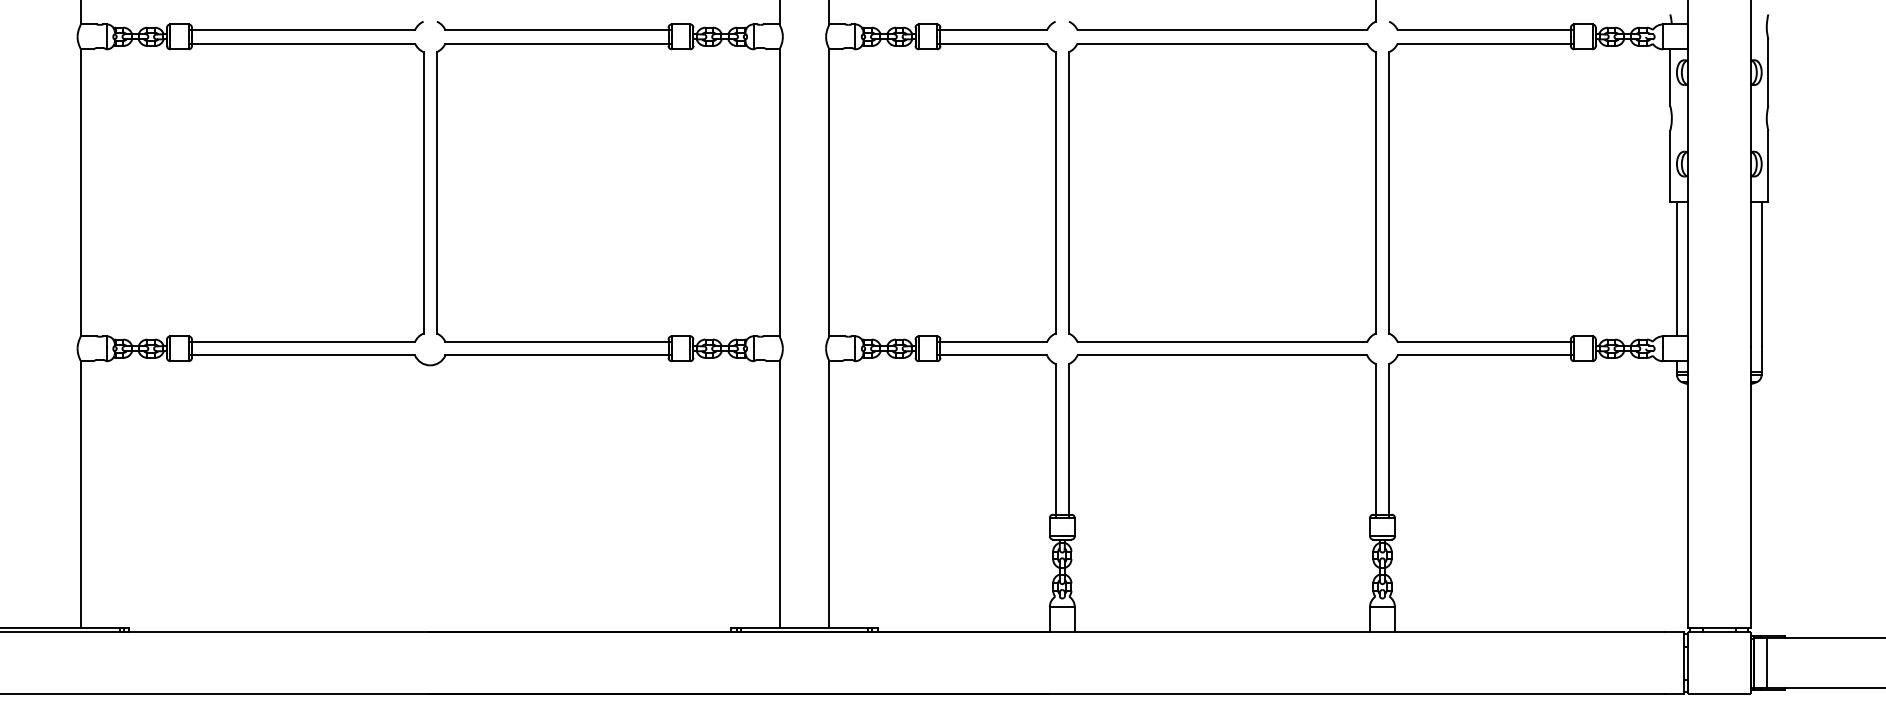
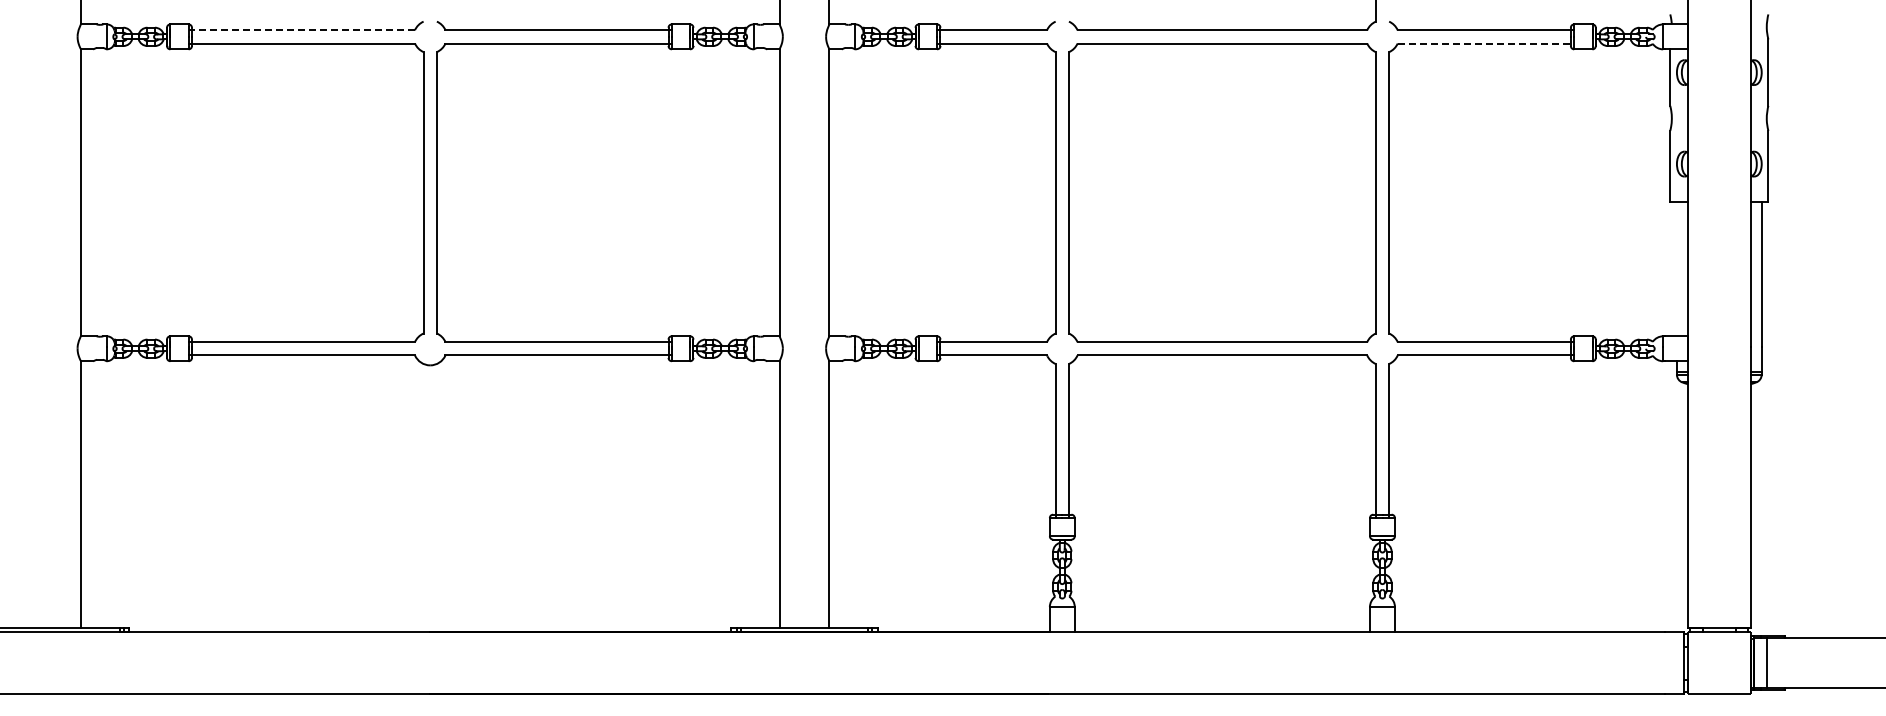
line: solid -> dashed (301, 30)
line: solid -> dashed (1486, 43)
line: present -> none (1676, 268)
